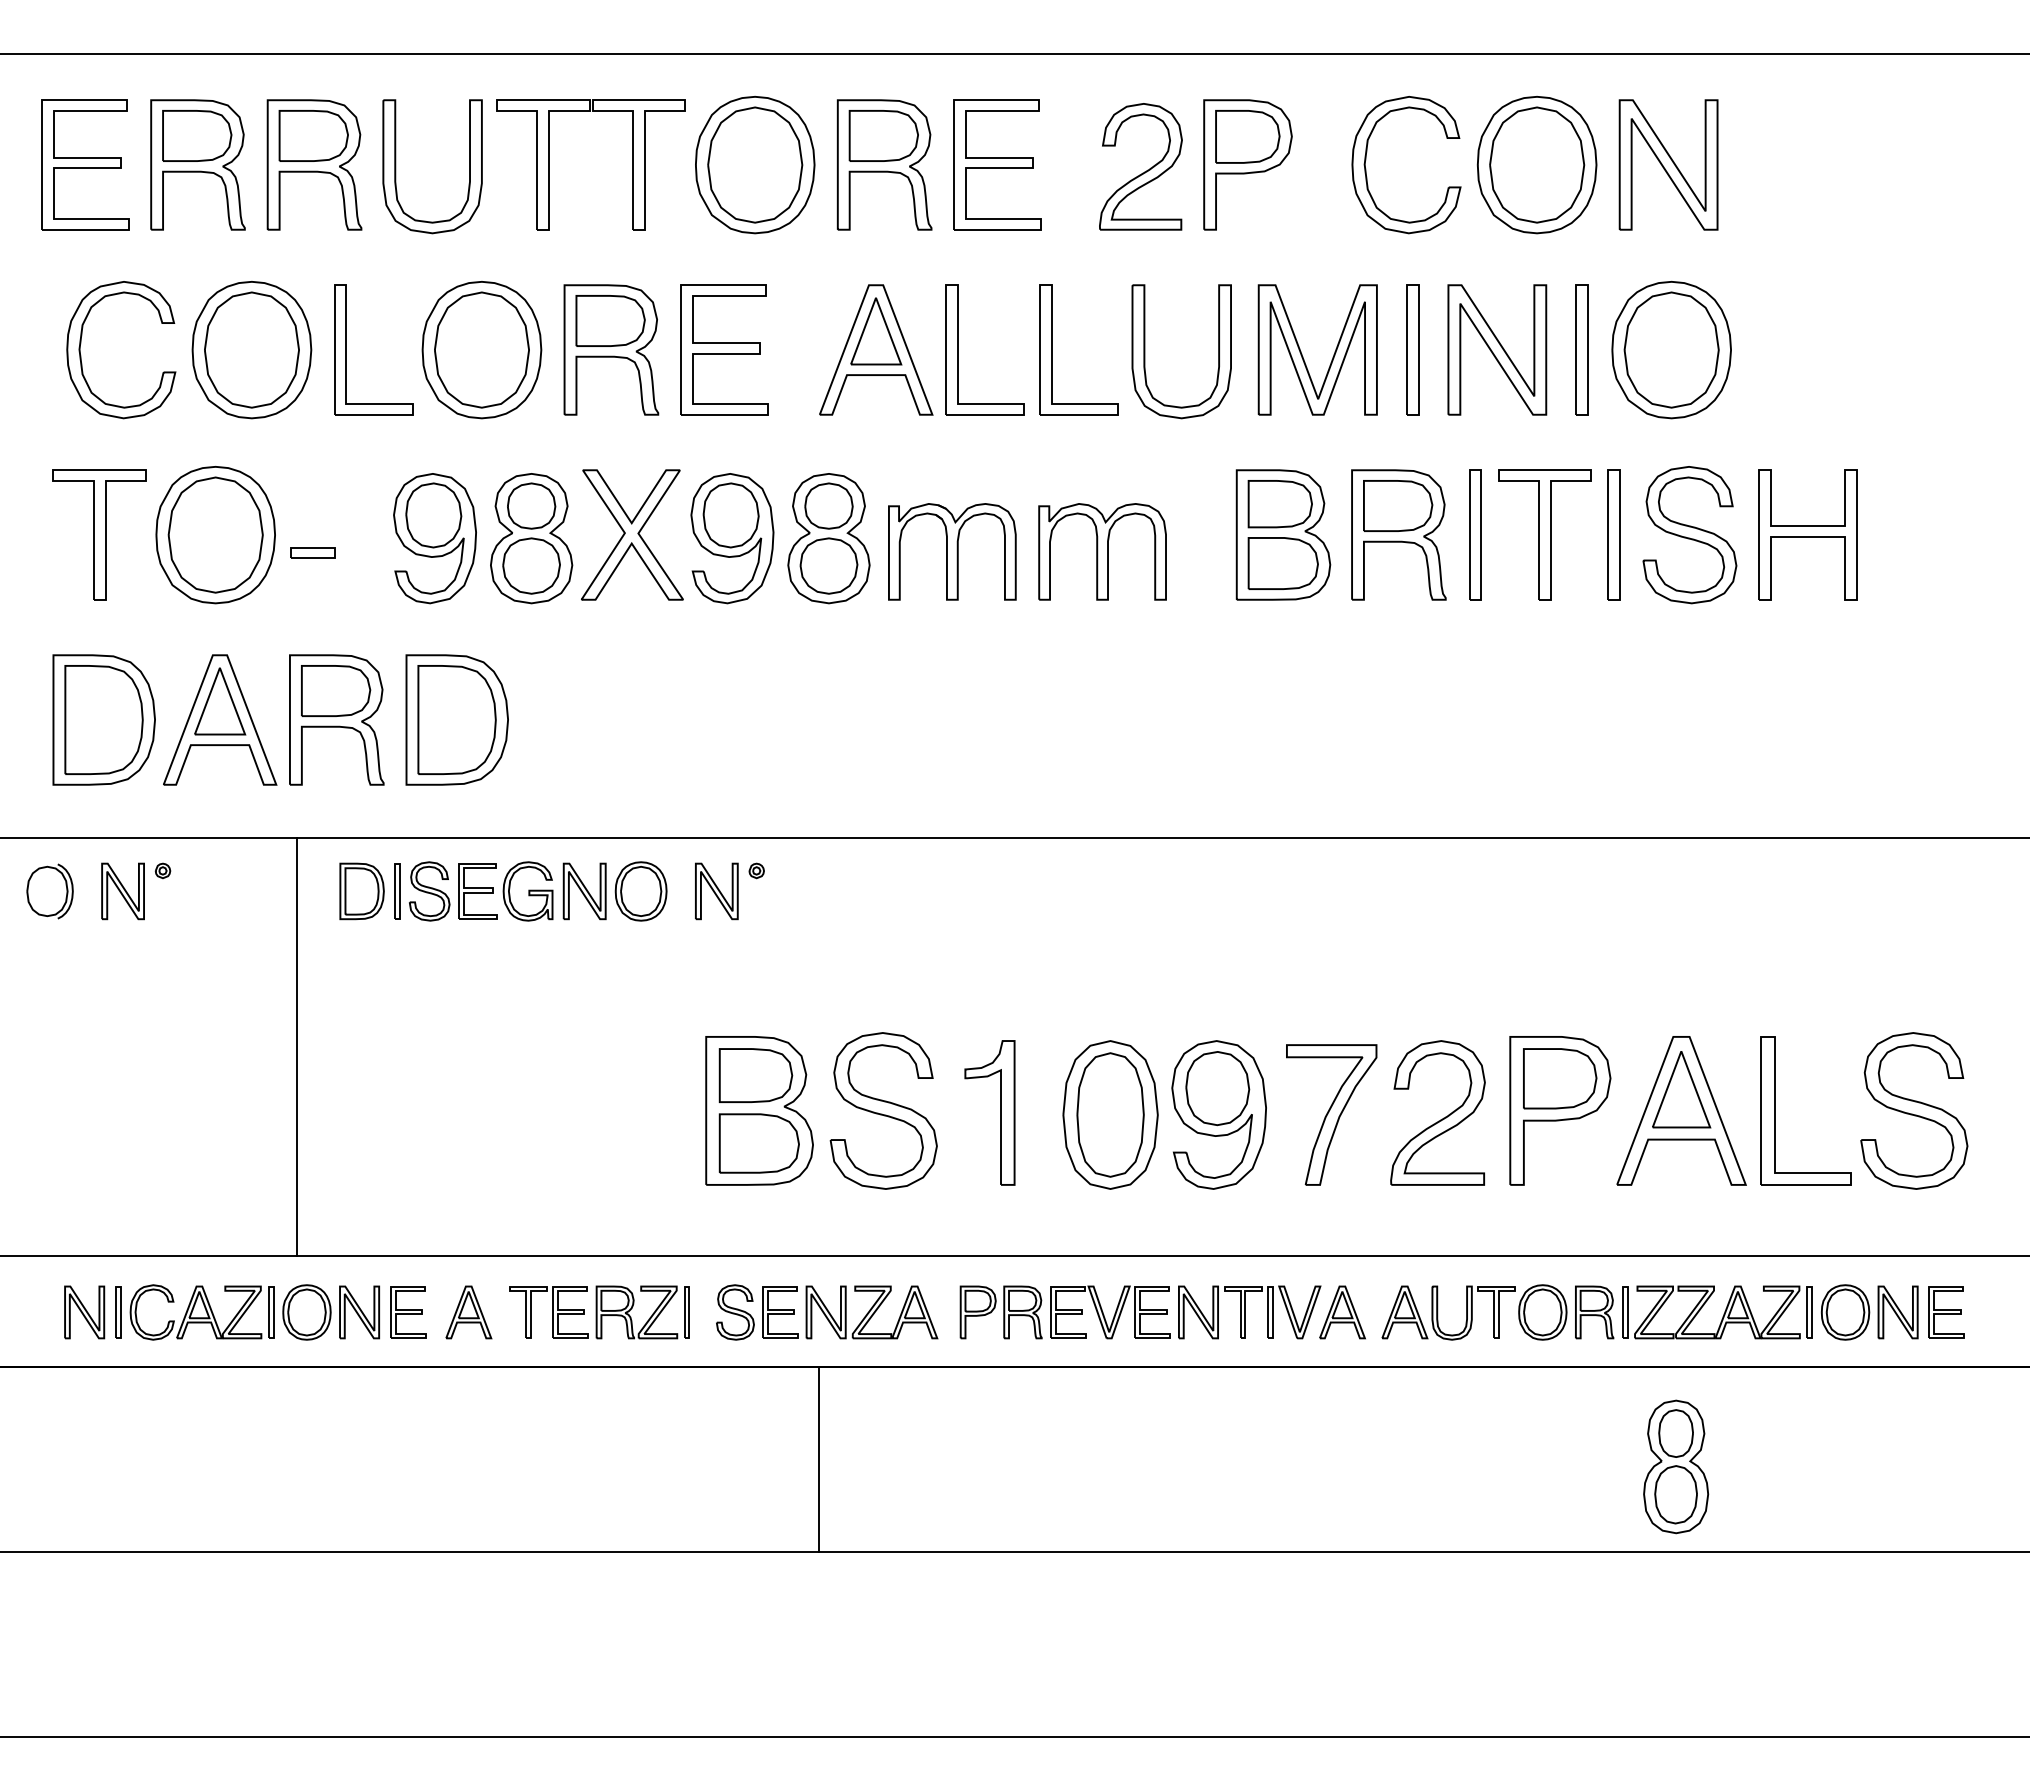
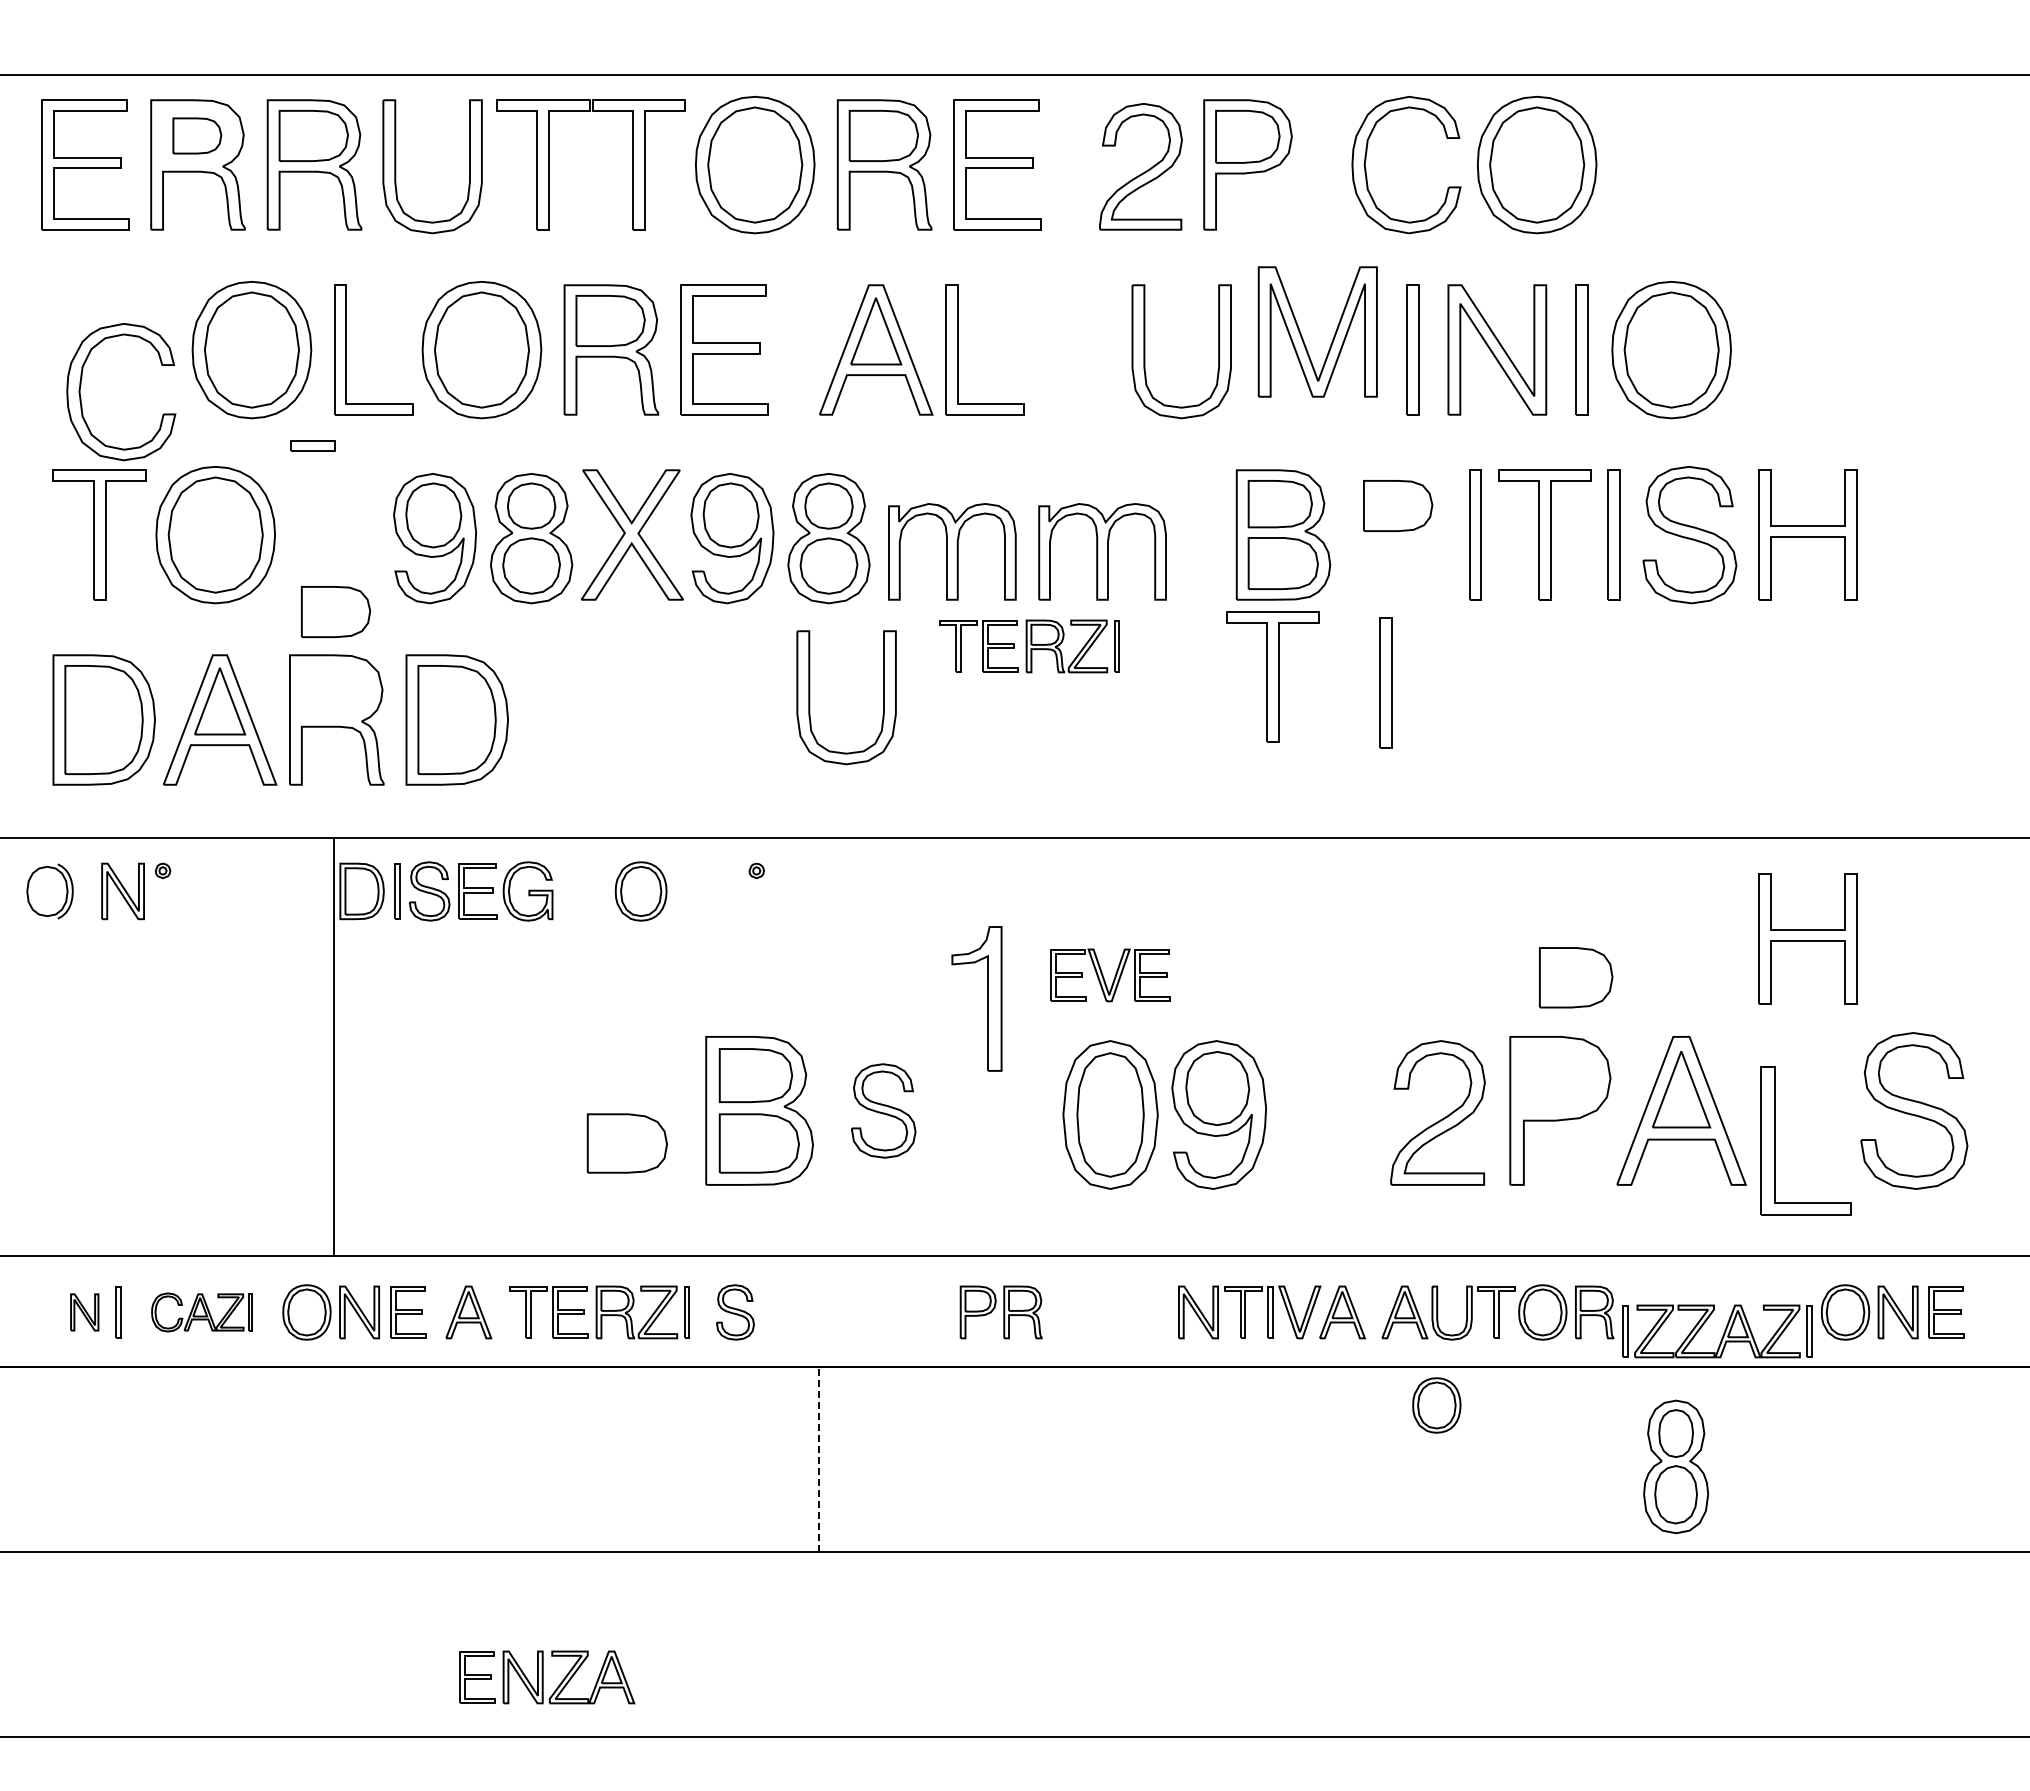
line position: (1014, 53) -> (1014, 74) (1014, 74)
part size: 71x52 px -> 51x38 px (197, 135)
part: present -> none (1668, 164)
part: present -> none (1052, 349)
part position: (81, 355) -> (81, 397) (81, 397)
part position: (1303, 356) -> (1303, 338) (1303, 338)
part: present -> none (1398, 534)
part position: (312, 552) -> (312, 445) (312, 445)
part: none -> present (1029, 646)
part: none -> present (1272, 676)
part: none -> present (1385, 682)
part position: (336, 690) -> (336, 611) (336, 611)
part: none -> present (810, 697)
part: present -> none (584, 891)
part: present -> none (716, 891)
part: none -> present (1807, 938)
line position: (297, 1047) -> (334, 1047) (334, 1047)
part position: (1560, 1078) -> (1576, 977) (1576, 977)
part size: 109x158 px -> 66x96 px (883, 1110)
part position: (1775, 1110) -> (1775, 1140) (1775, 1140)
part position: (1000, 1112) -> (987, 998) (987, 998)
part: present -> none (1331, 1114)
part: none -> present (626, 1143)
part size: 42x55 px -> 30x39 px (84, 1312)
part size: 146x57 px -> 102x41 px (201, 1312)
part position: (850, 1312) -> (547, 1677) (547, 1677)
part position: (1110, 1312) -> (1110, 975) (1110, 975)
part position: (1723, 1313) -> (1723, 1332) (1723, 1332)
part: none -> present (1436, 1405)
line: solid -> dashed (819, 1459)
